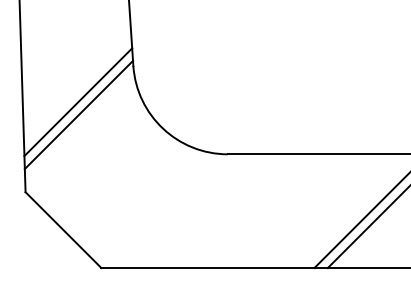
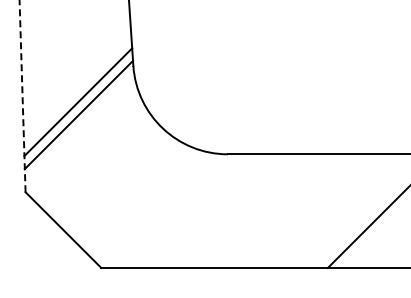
line: solid -> dashed (22, 96)
line: present -> none (360, 221)
